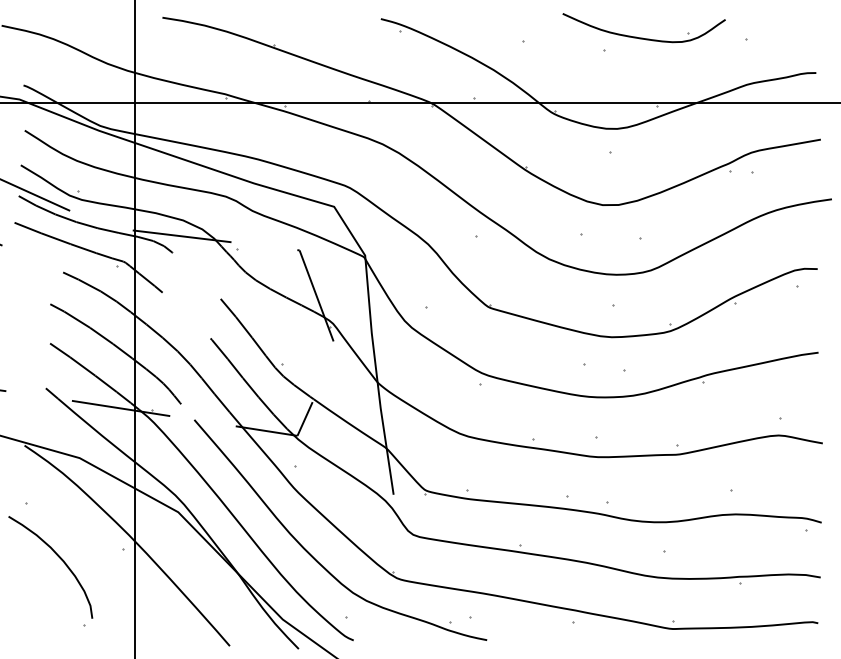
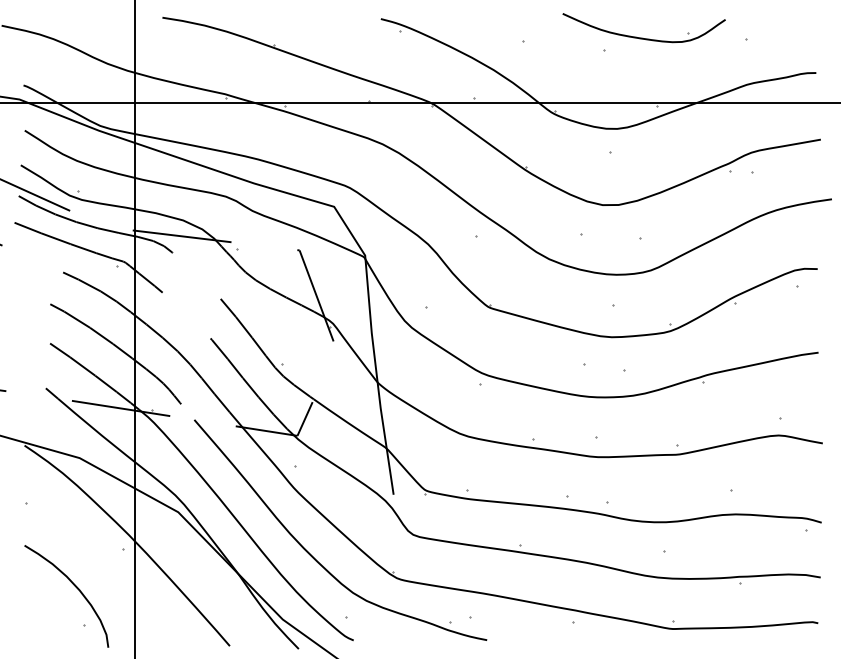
curve position: (59, 558) -> (75, 587) (75, 587)
